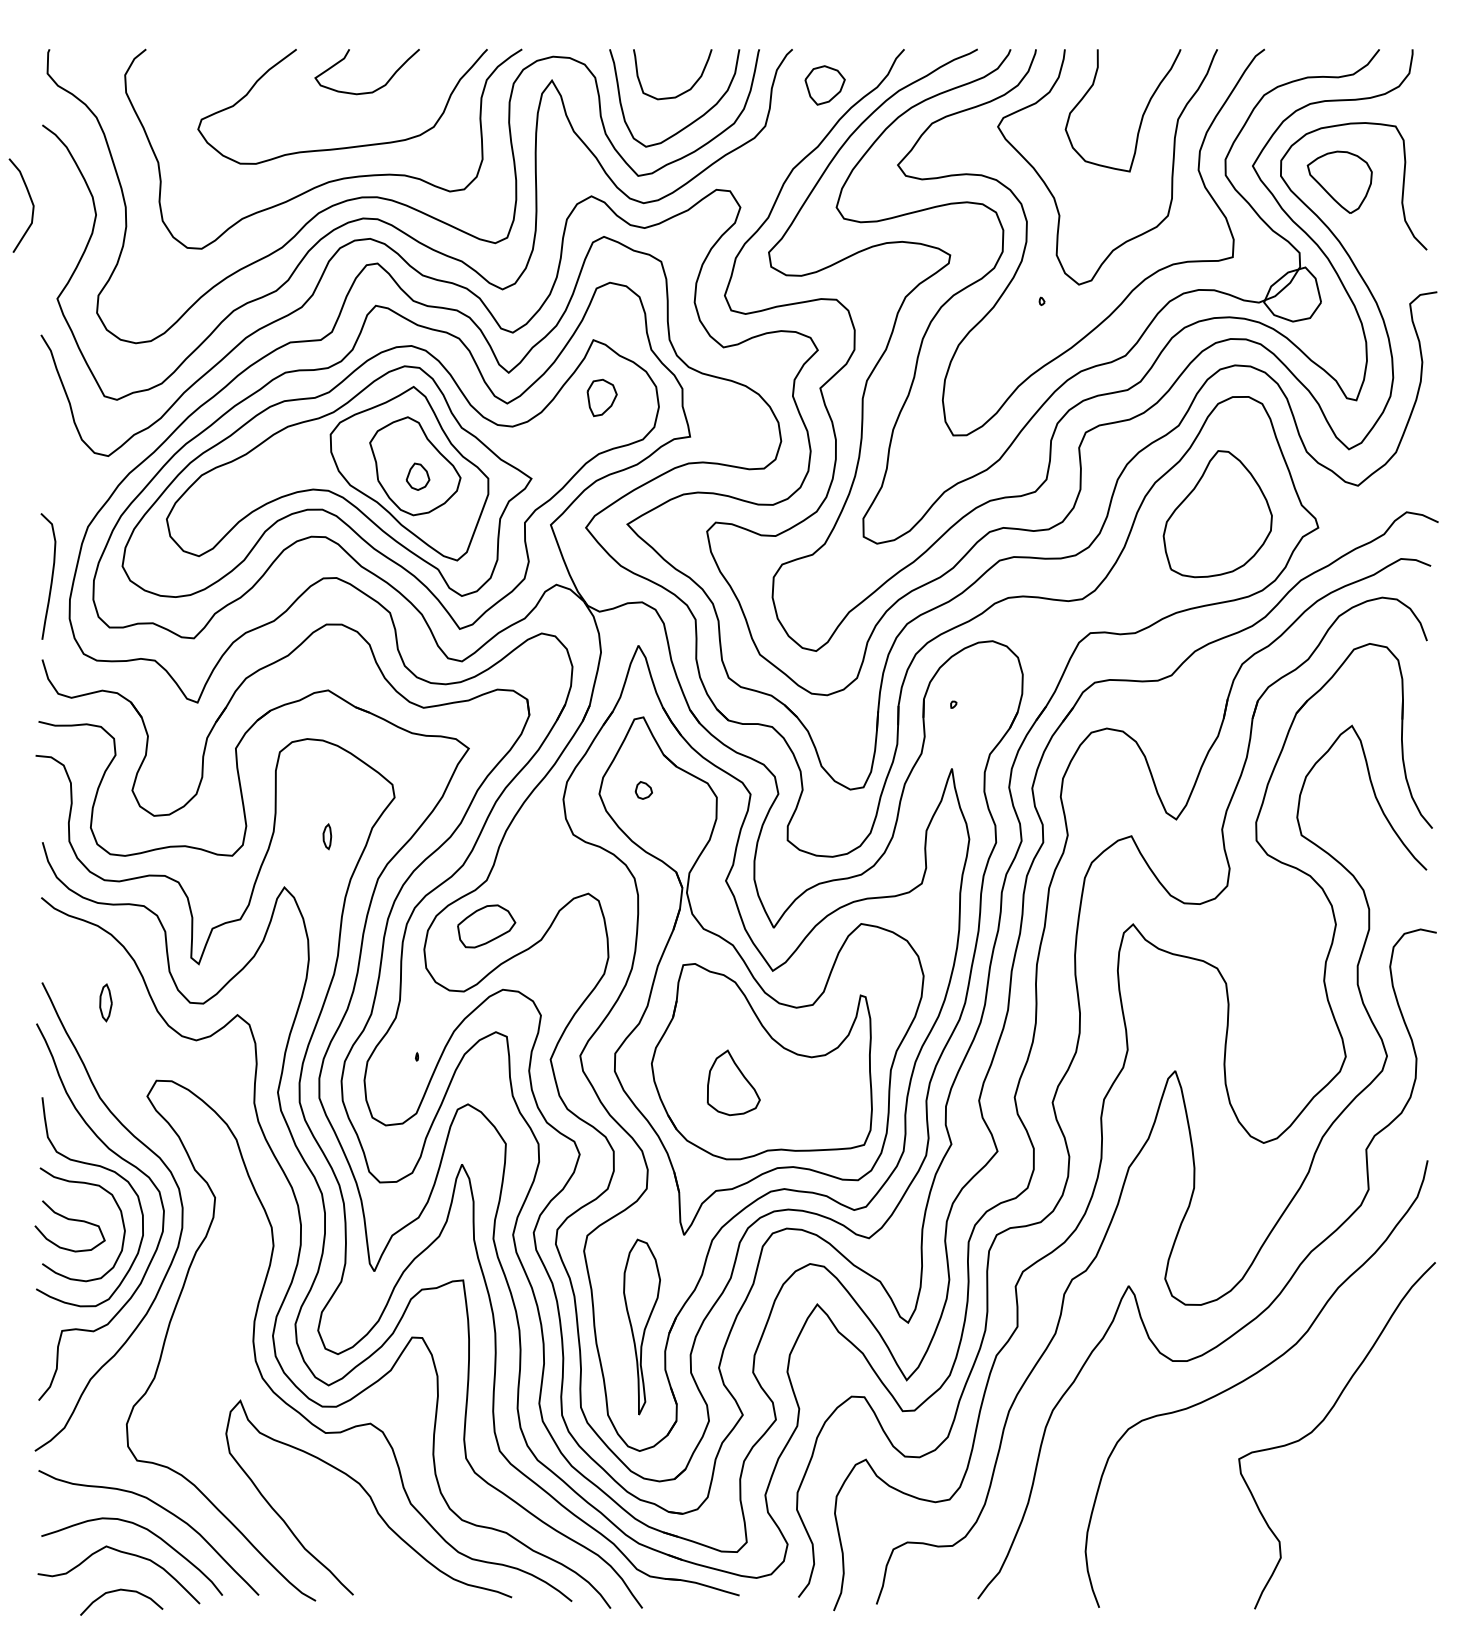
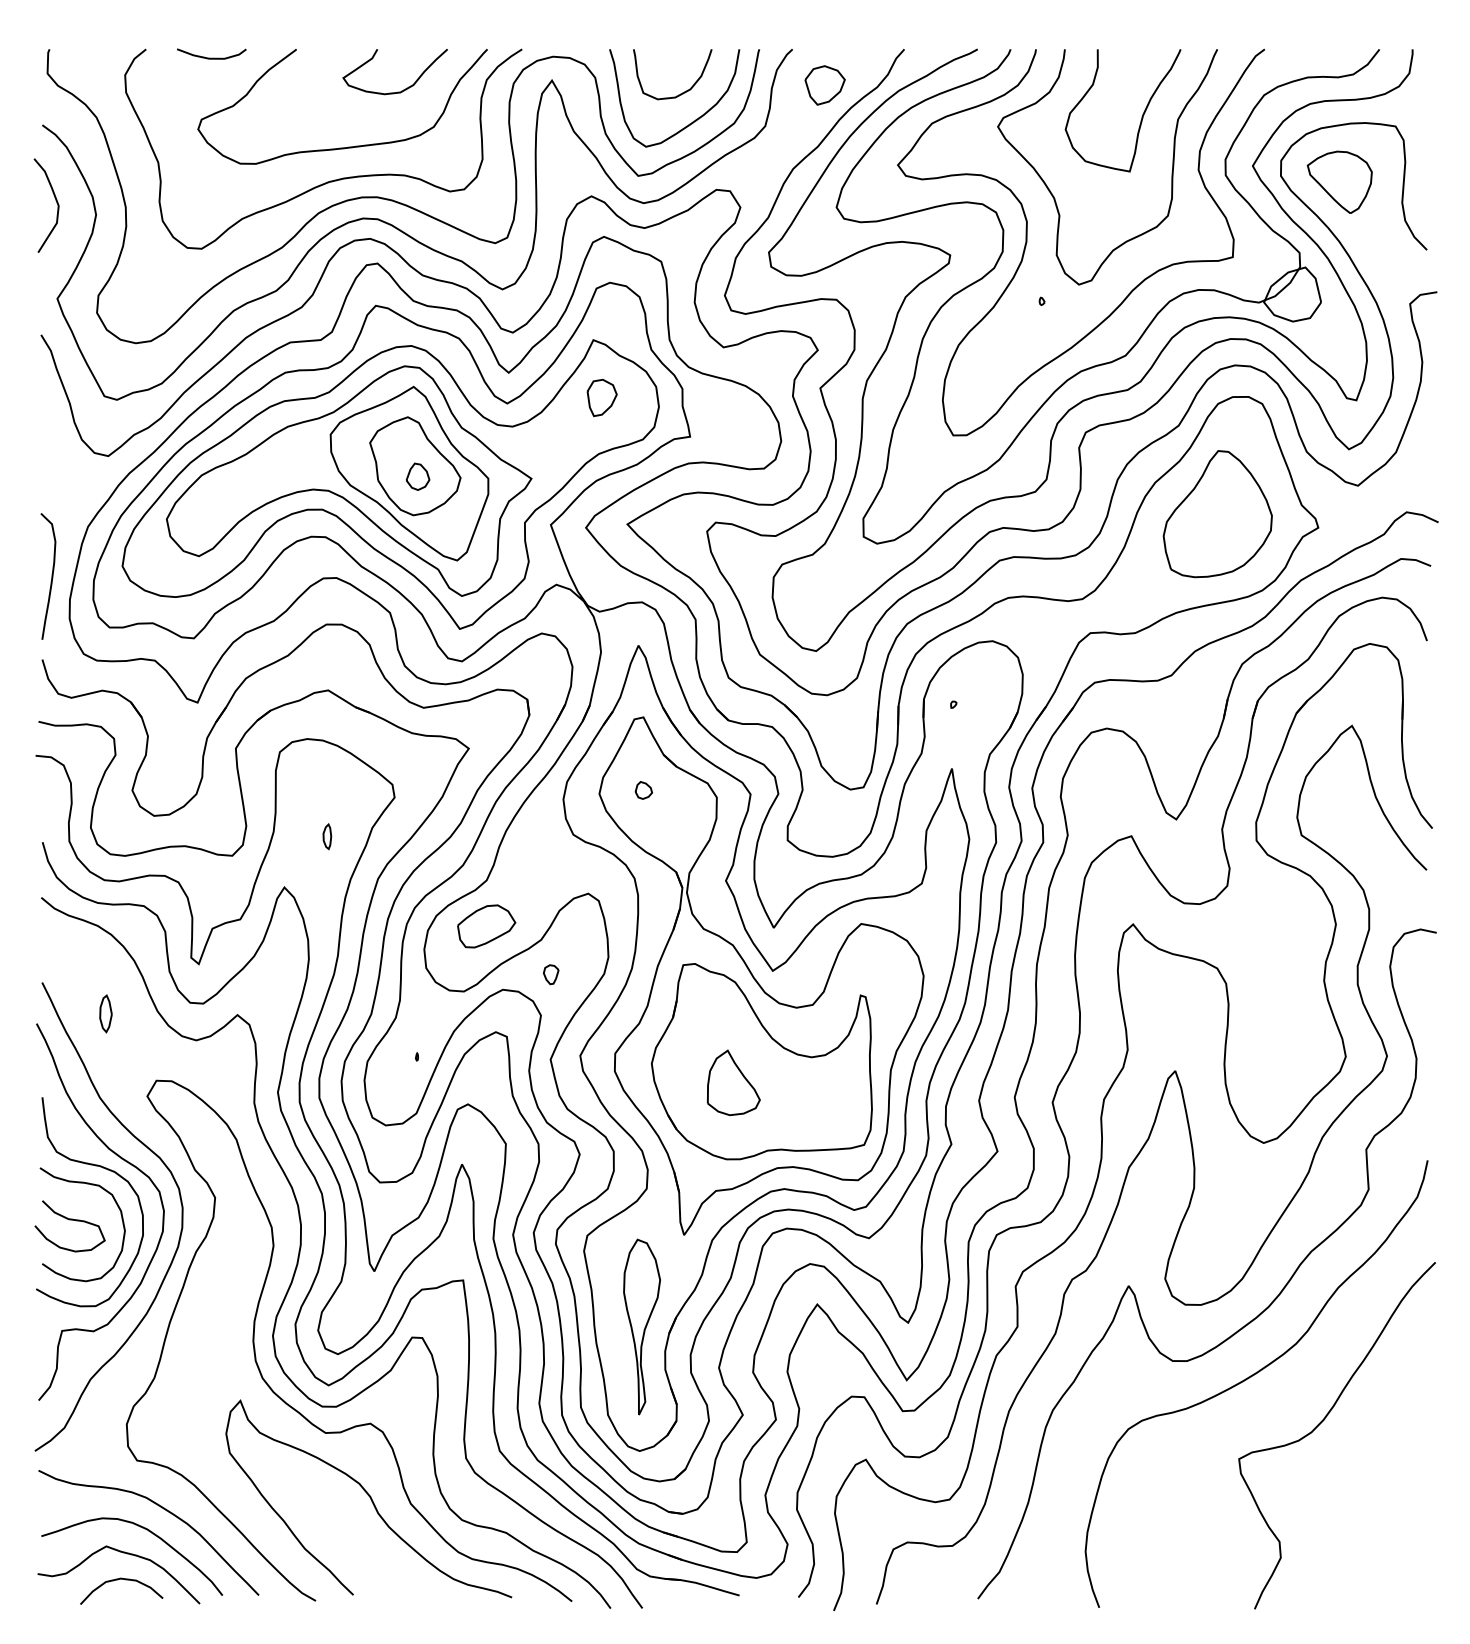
curve: none -> present (211, 57)
curve position: (375, 89) -> (403, 89) (403, 89)
curve position: (31, 203) -> (56, 203) (56, 203)
part: none -> present (551, 974)
part position: (105, 1002) -> (105, 1013) (105, 1013)
curve position: (117, 1591) -> (117, 1580) (117, 1580)
